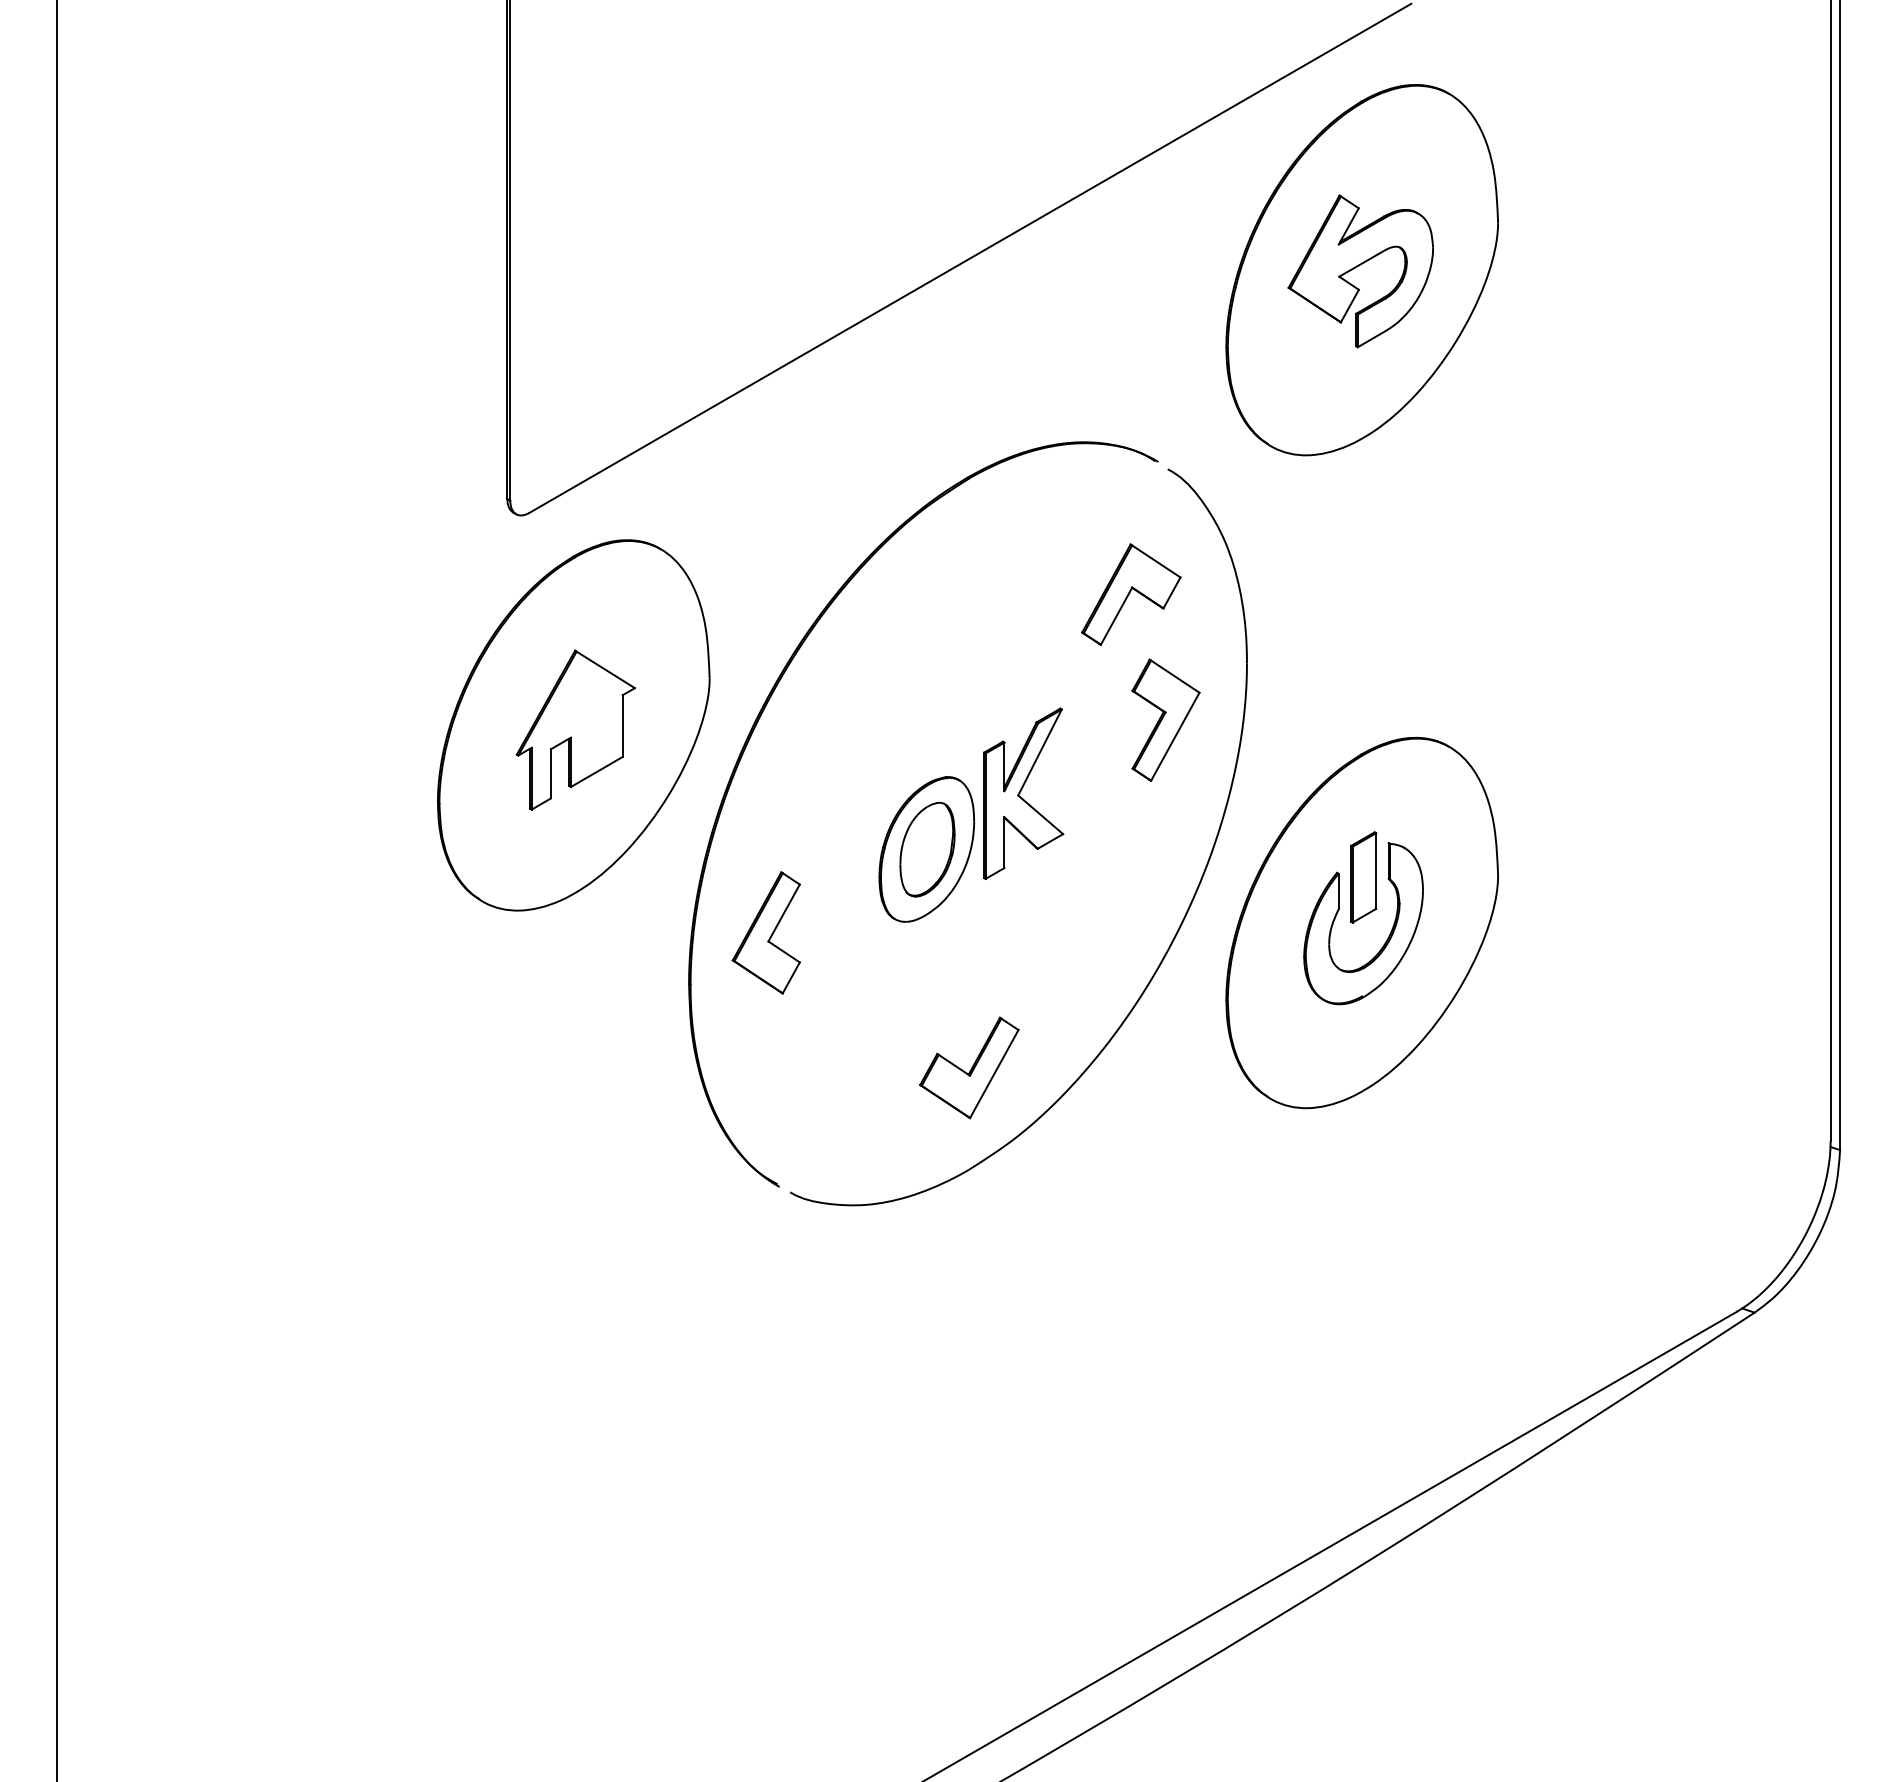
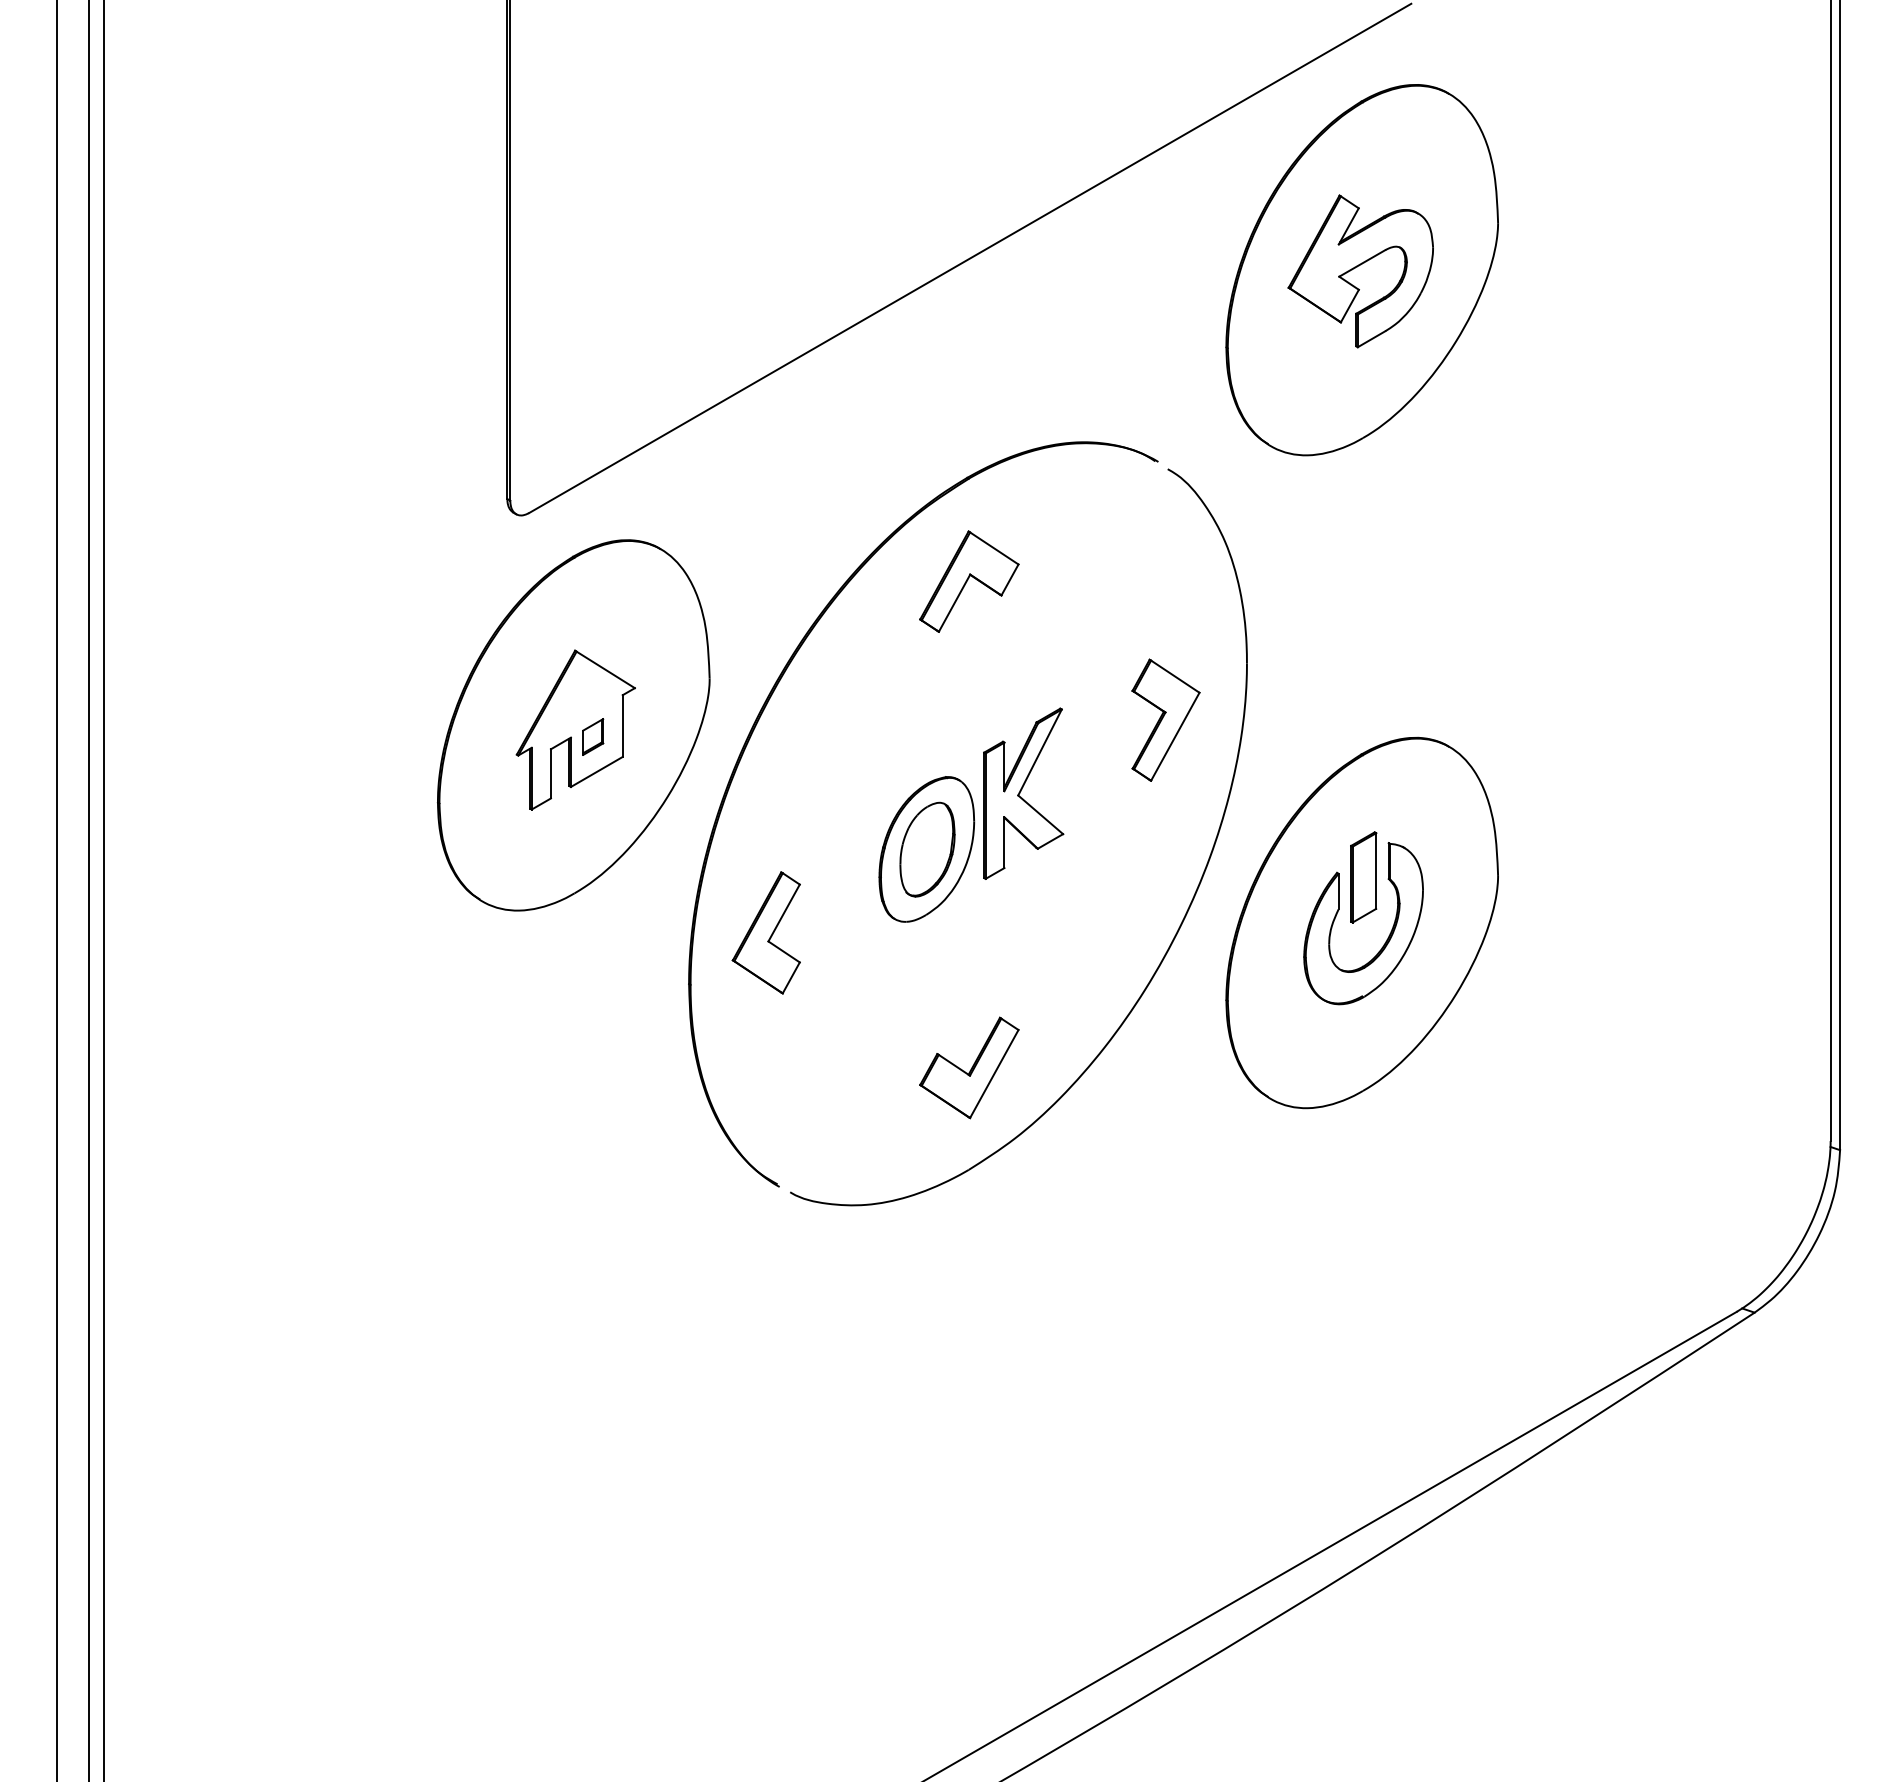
part position: (1131, 594) -> (969, 581) (969, 581)
part: none -> present (593, 736)
line: none -> present (89, 890)
line: none -> present (103, 890)
